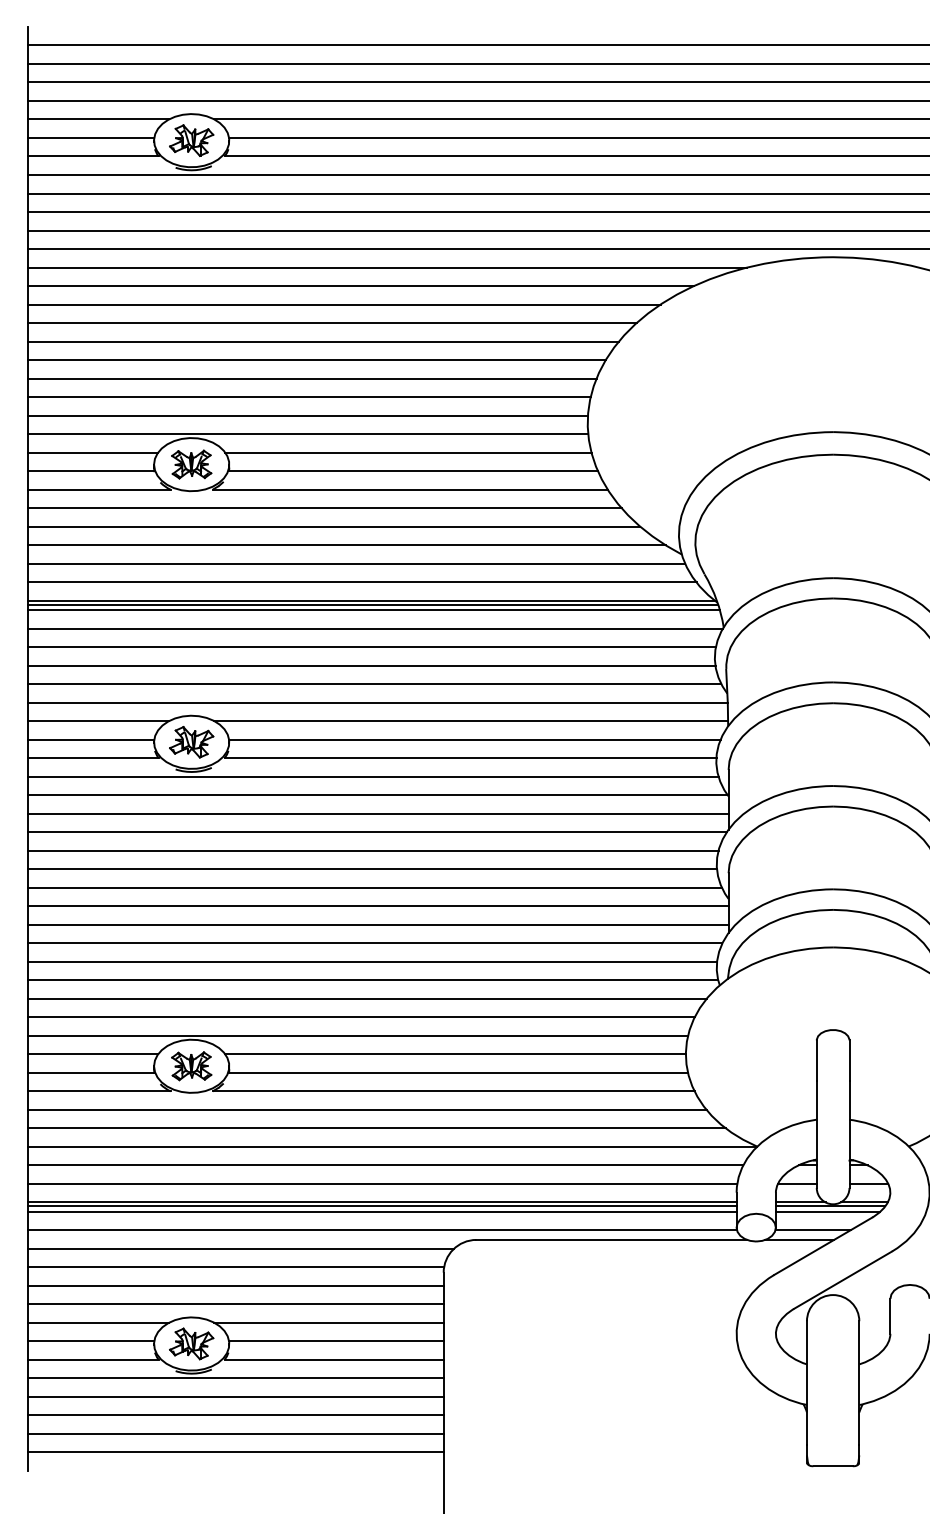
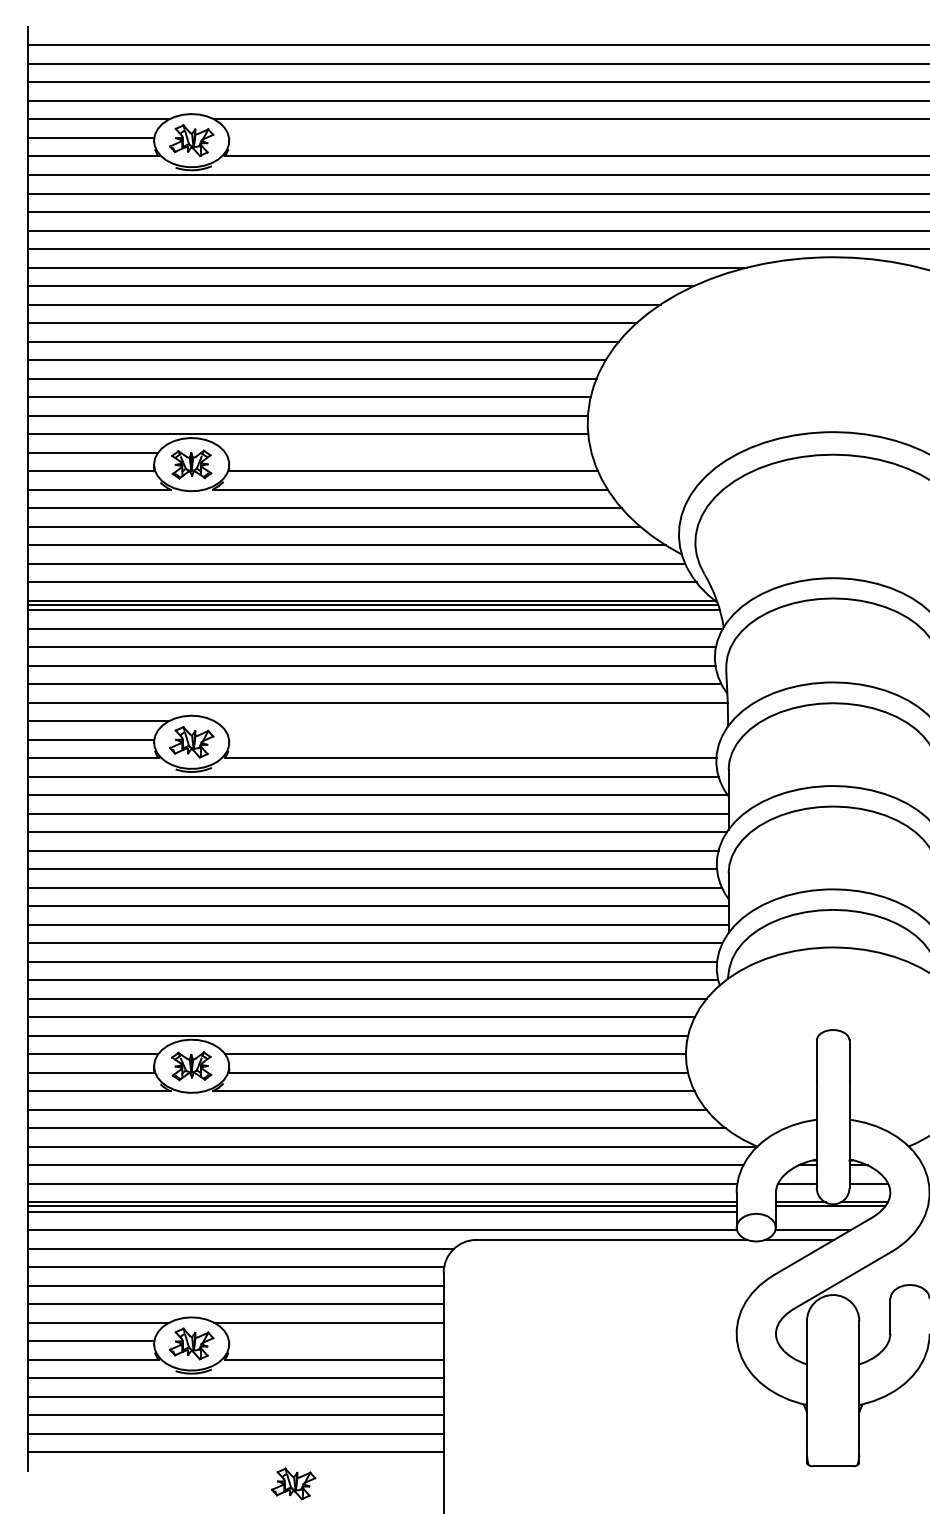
line: present -> none (577, 137)
line: present -> none (408, 452)
line: present -> none (471, 721)
line: present -> none (474, 739)
line: present -> none (827, 1211)
line: present -> none (336, 1341)
part: none -> present (293, 1483)
